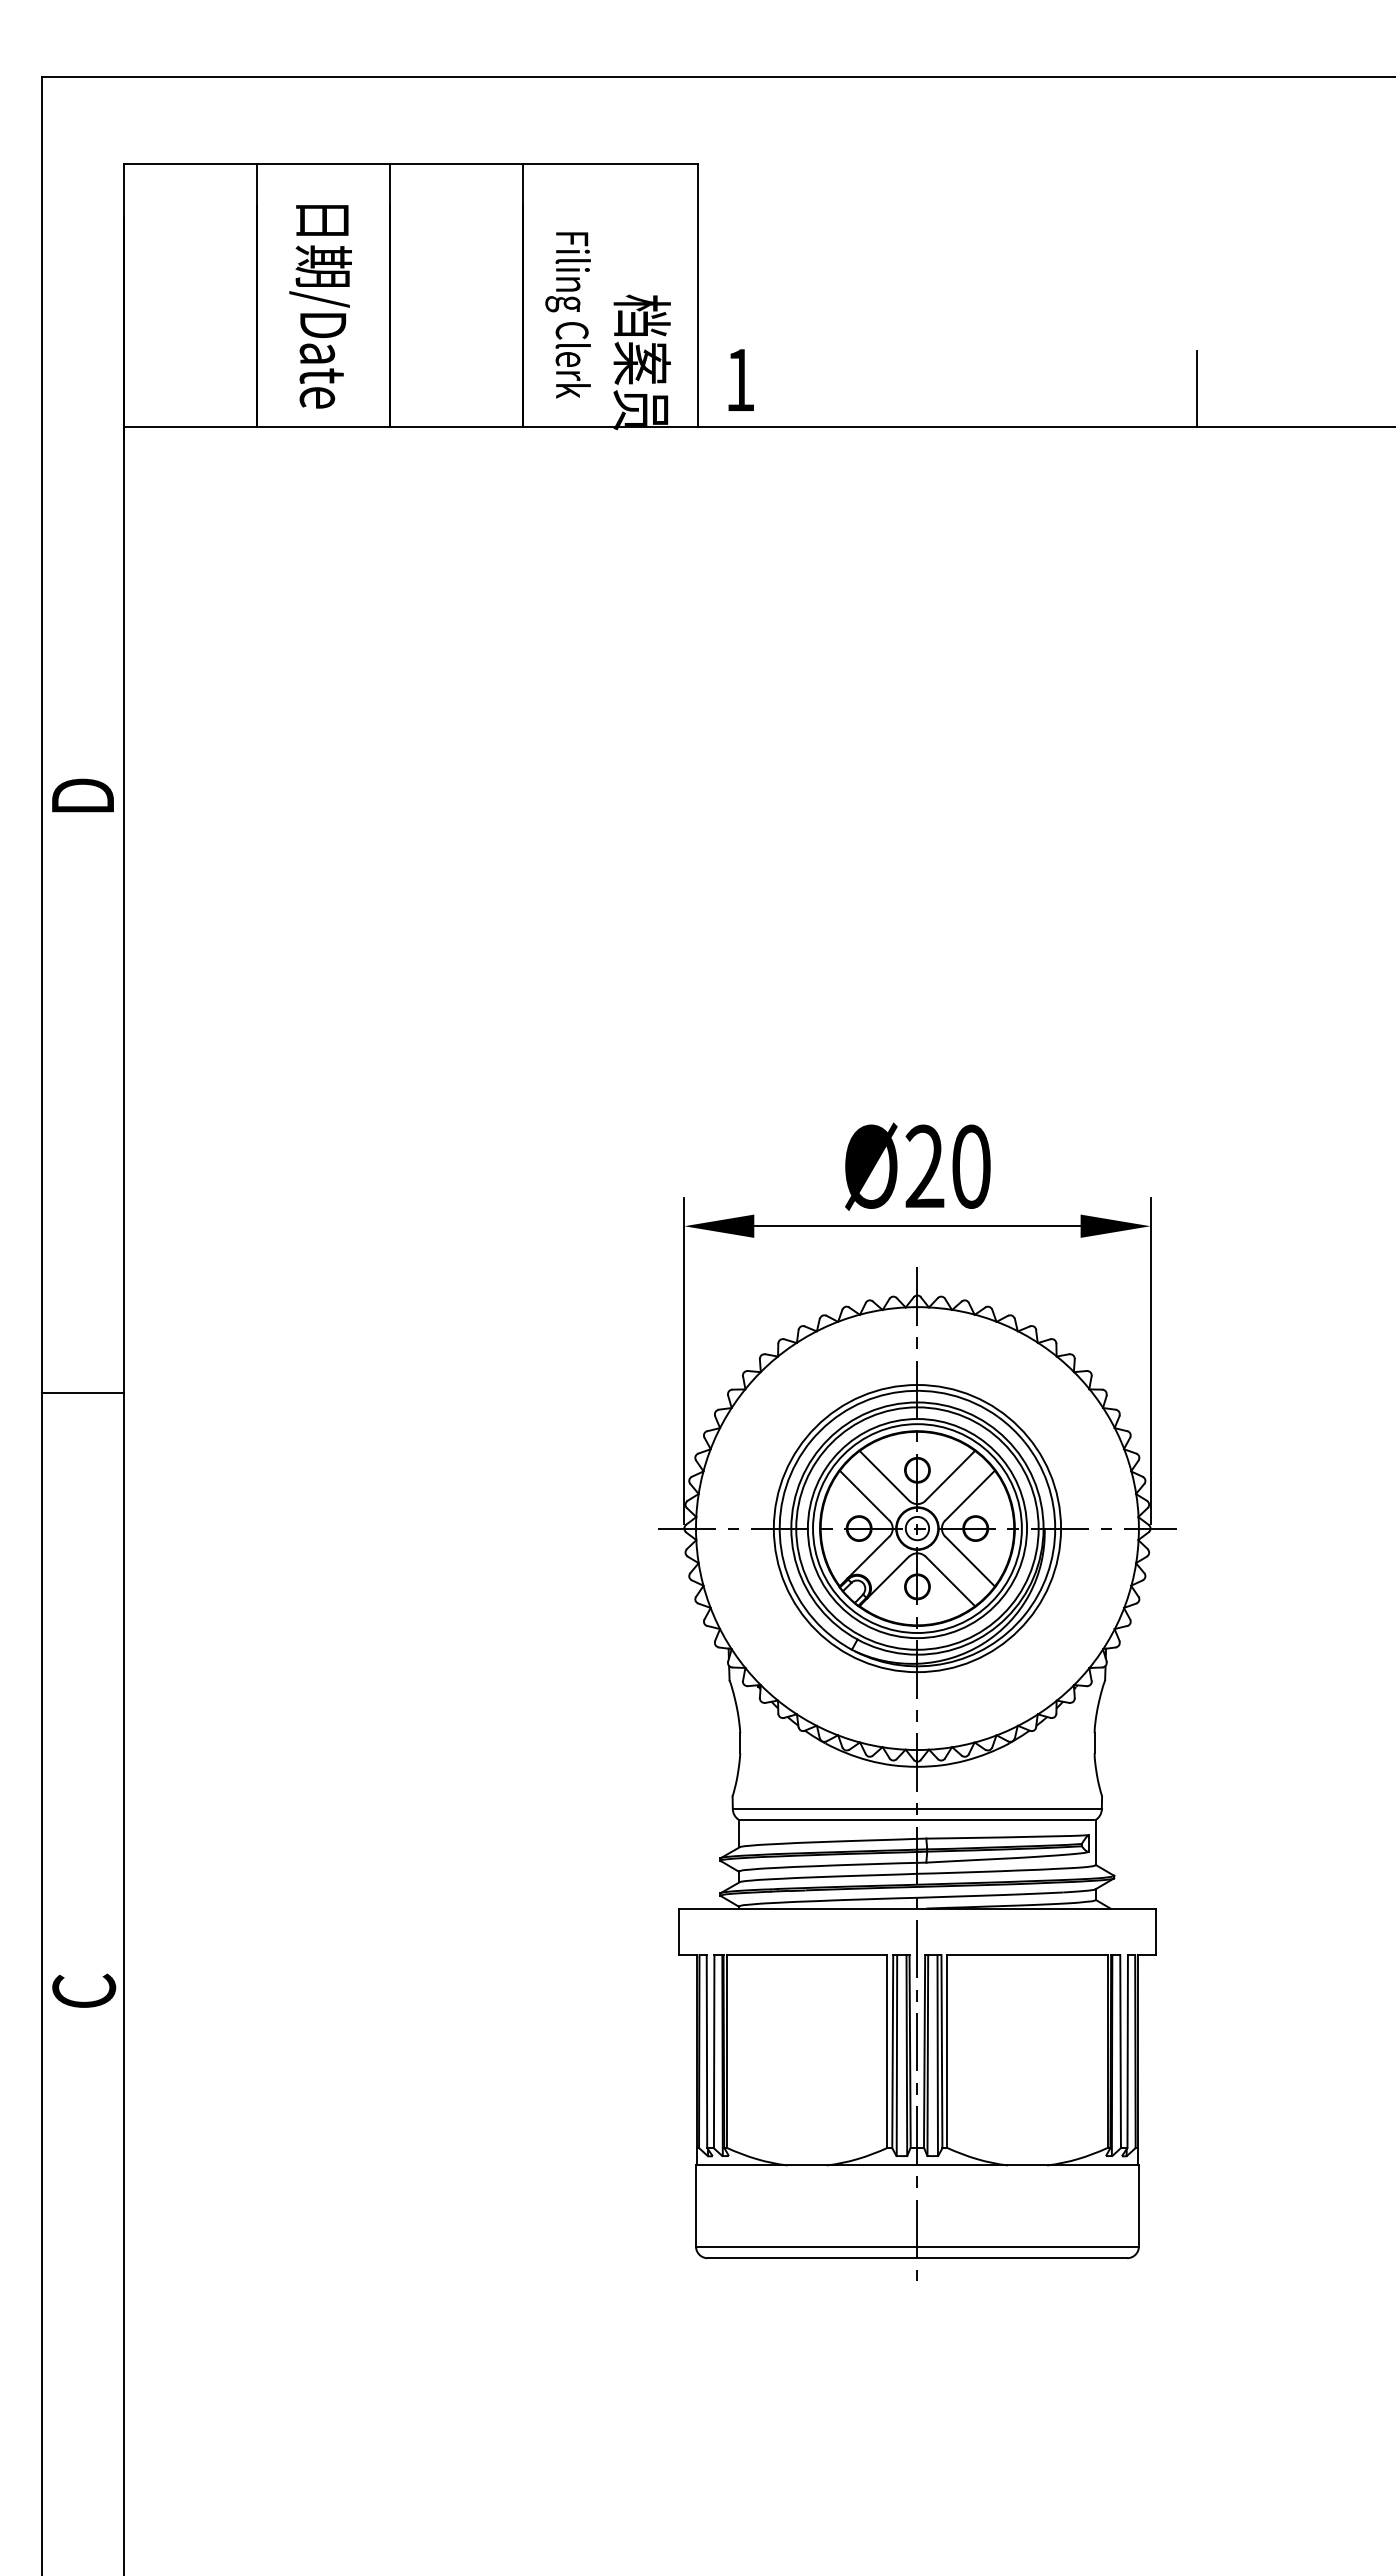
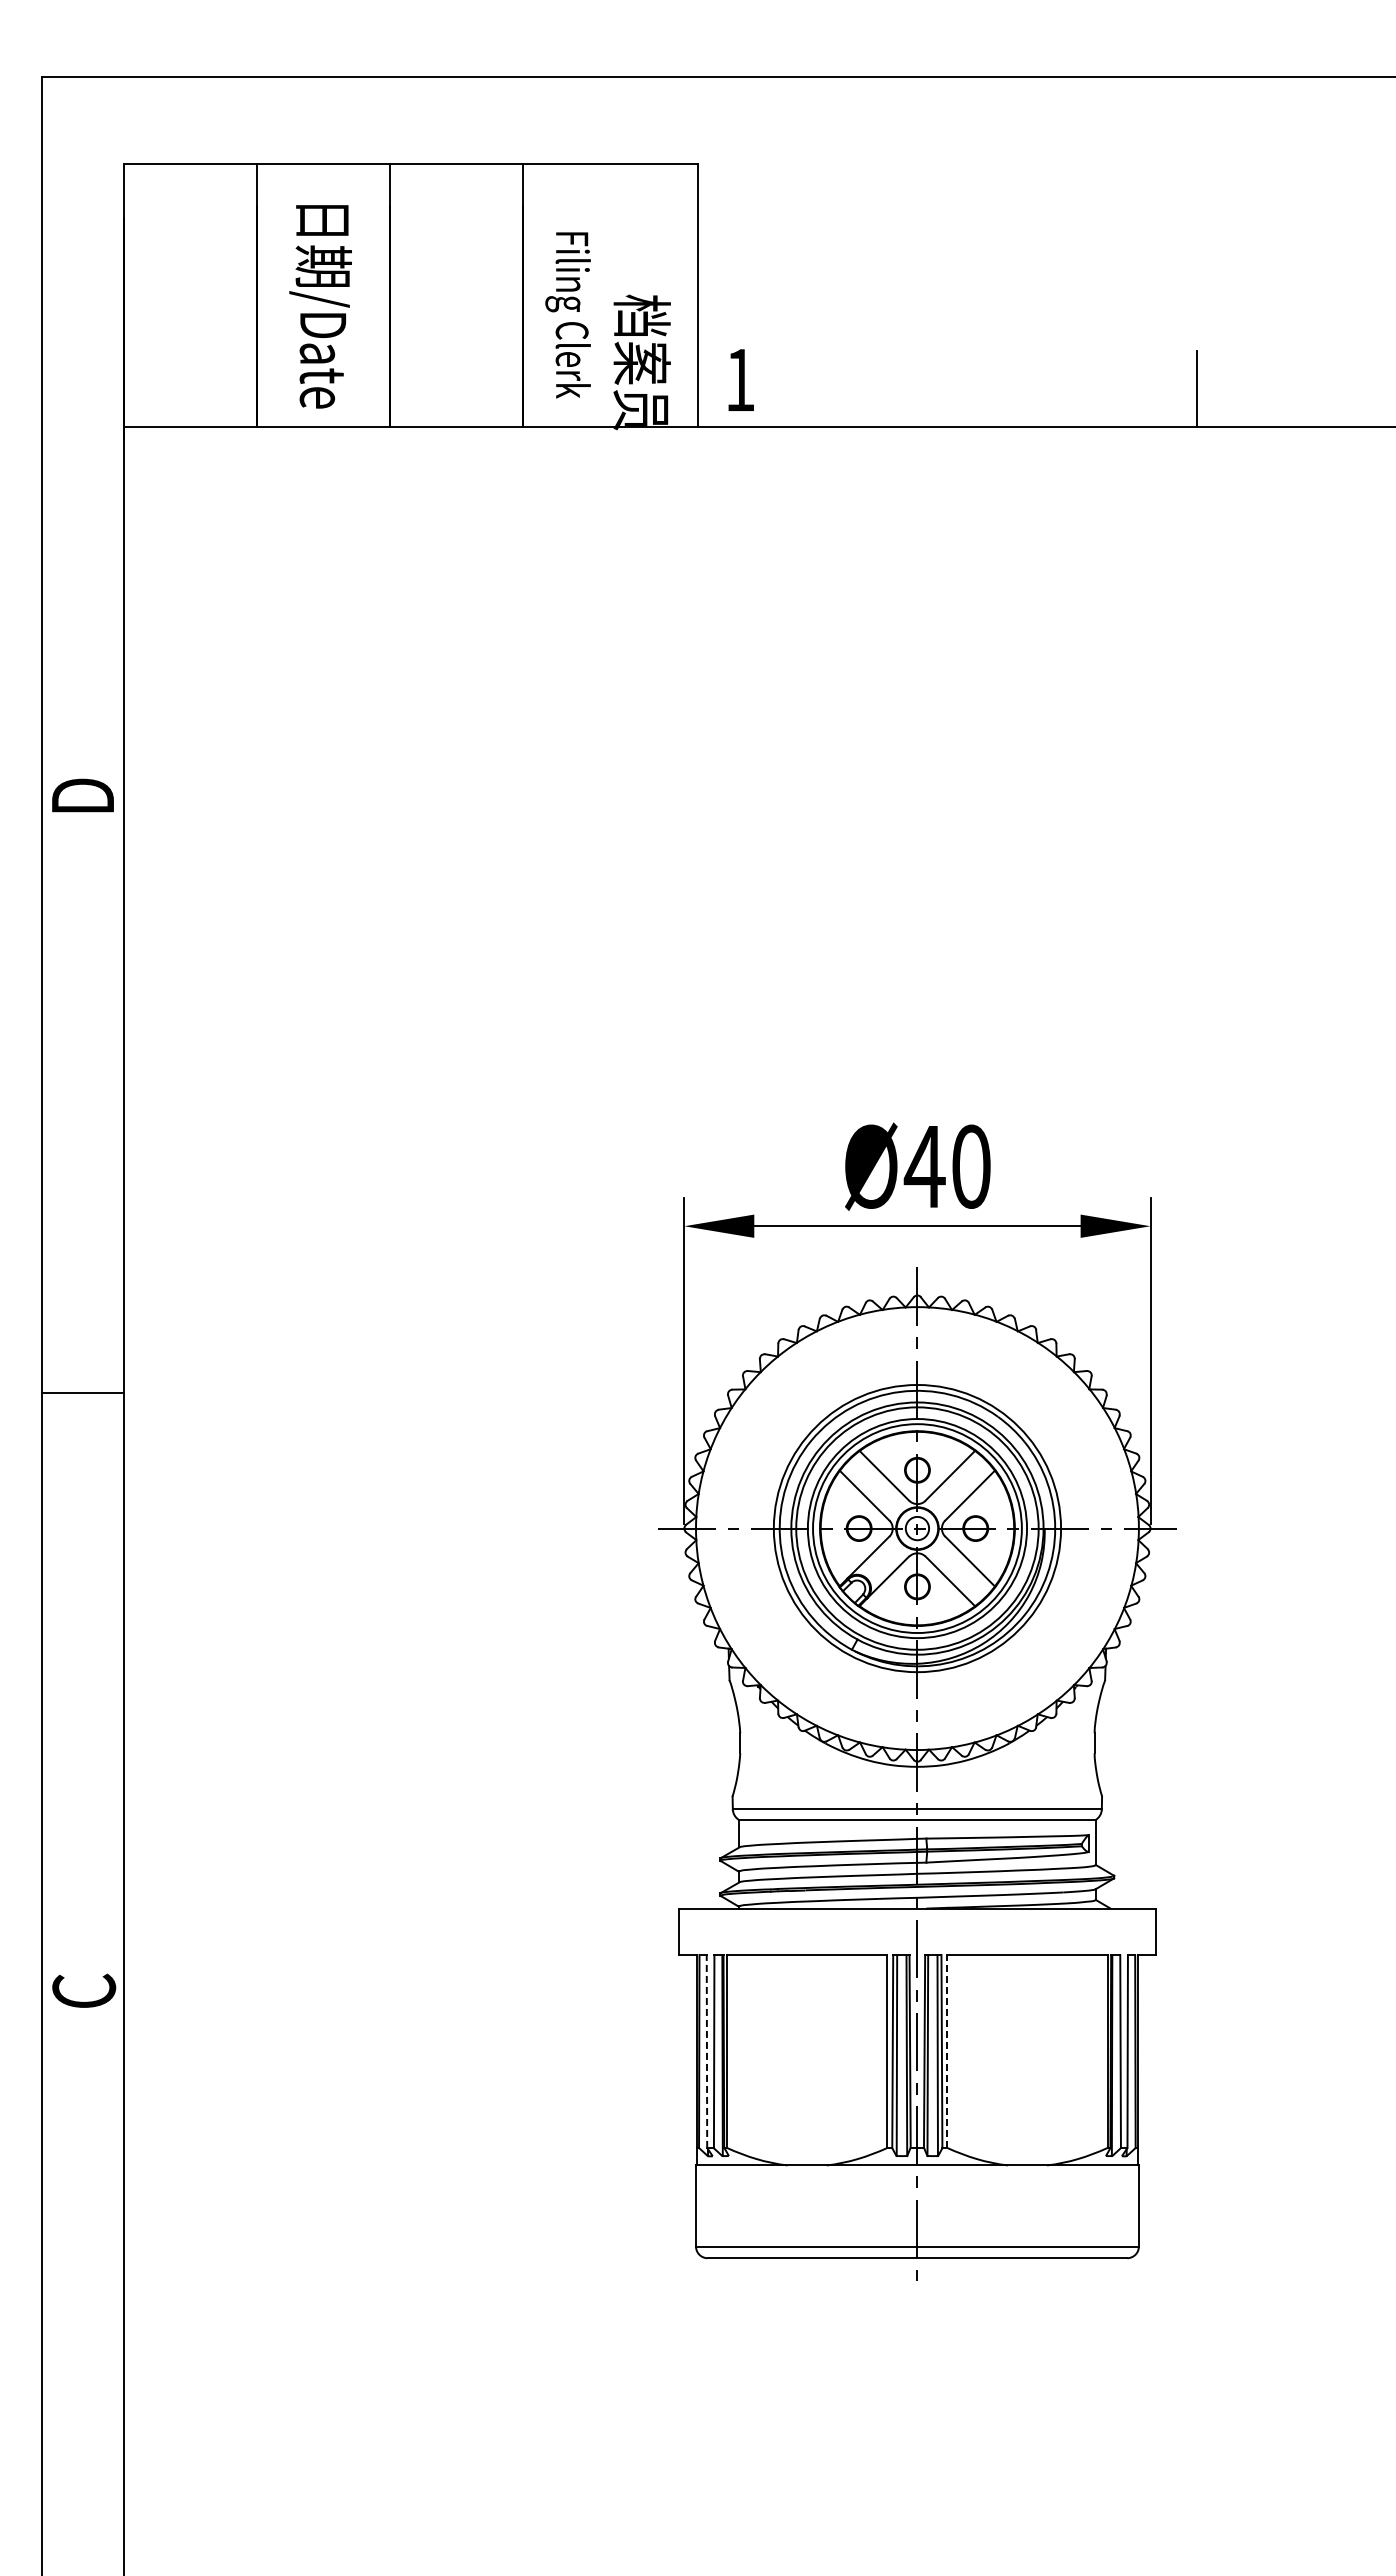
text: Ø20 -> Ø40 (924, 1165)
line: solid -> dashed (706, 2051)
line: solid -> dashed (947, 2051)
